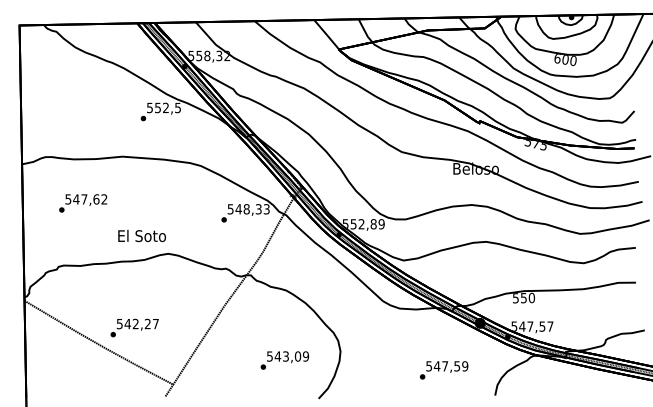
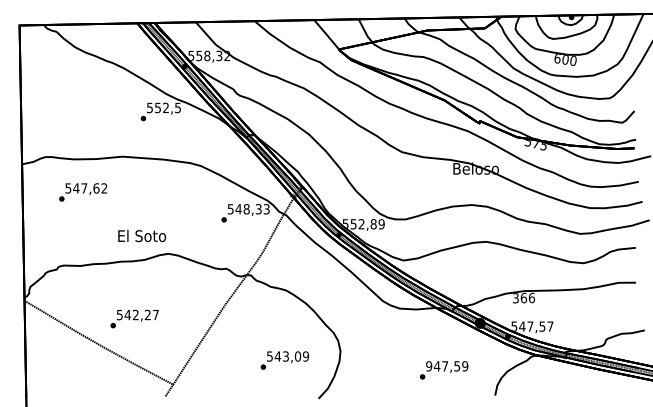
text position: (83, 203) -> (83, 192) (83, 192)
text: 550 -> 366 (524, 297)
text position: (134, 327) -> (134, 318) (134, 318)
text: 547,59 -> 947,59 (429, 366)
